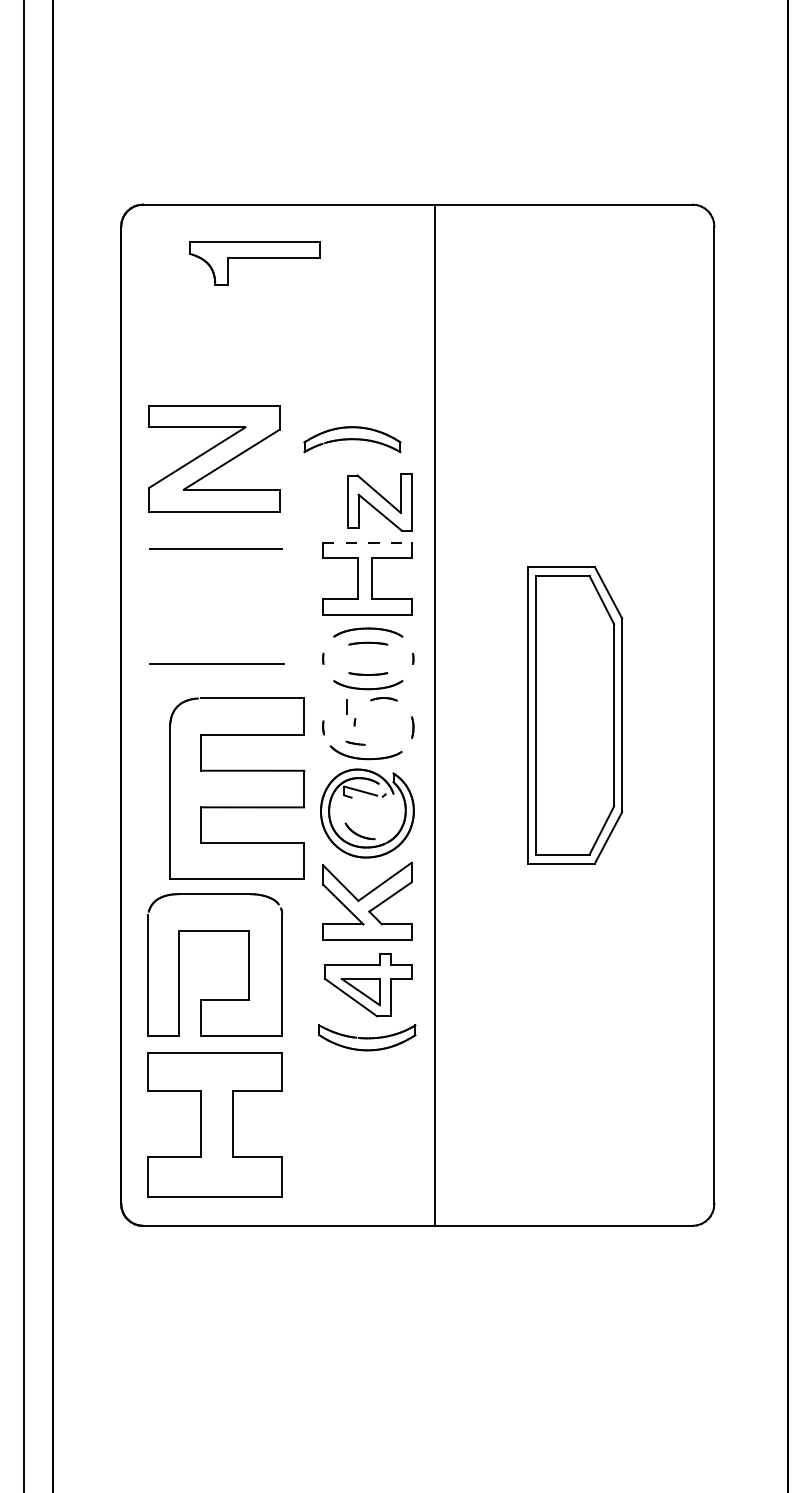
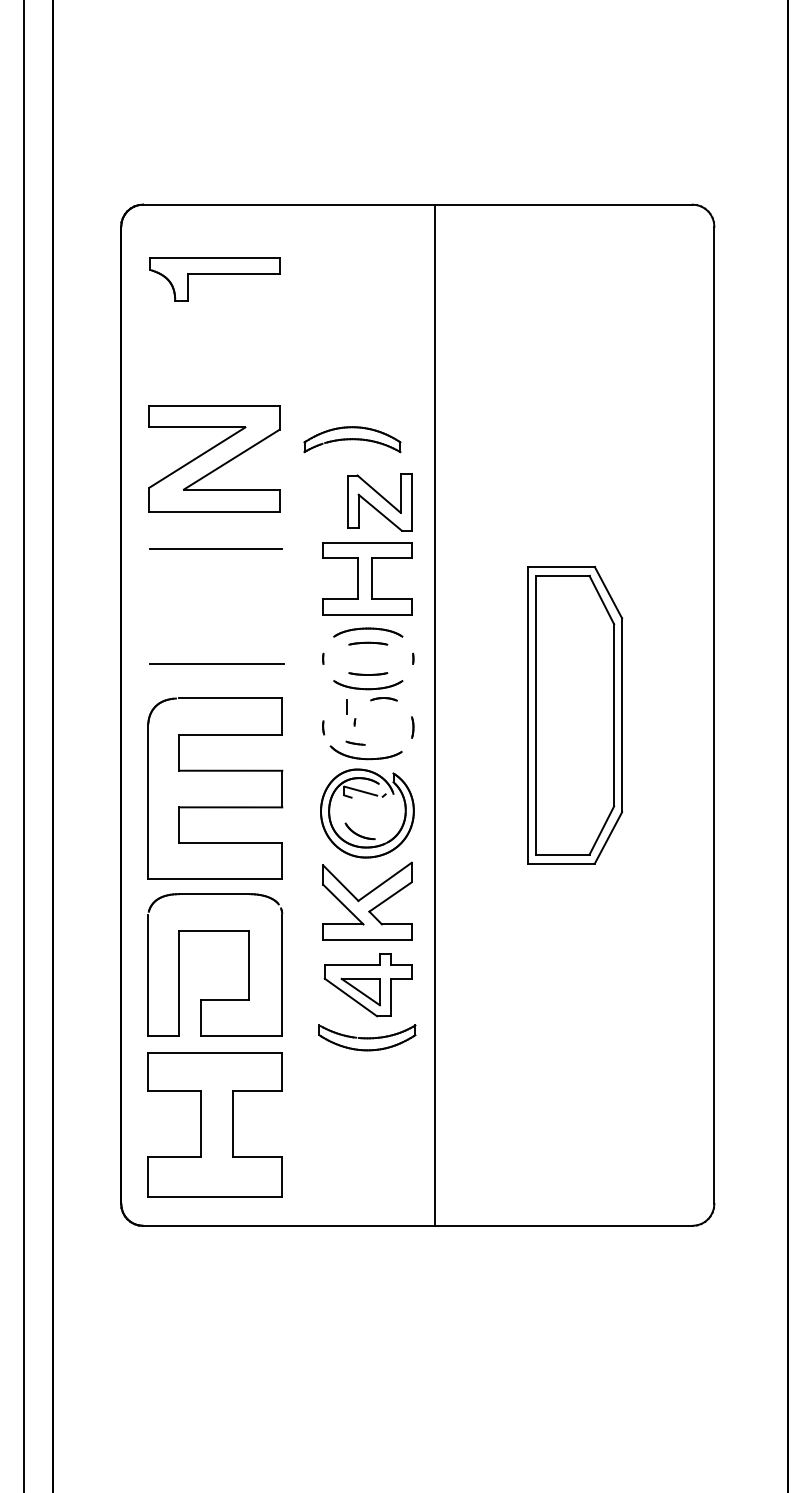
part position: (254, 263) -> (214, 279) (214, 279)
line: dashed -> solid (367, 542)
part position: (237, 771) -> (215, 771) (215, 771)
